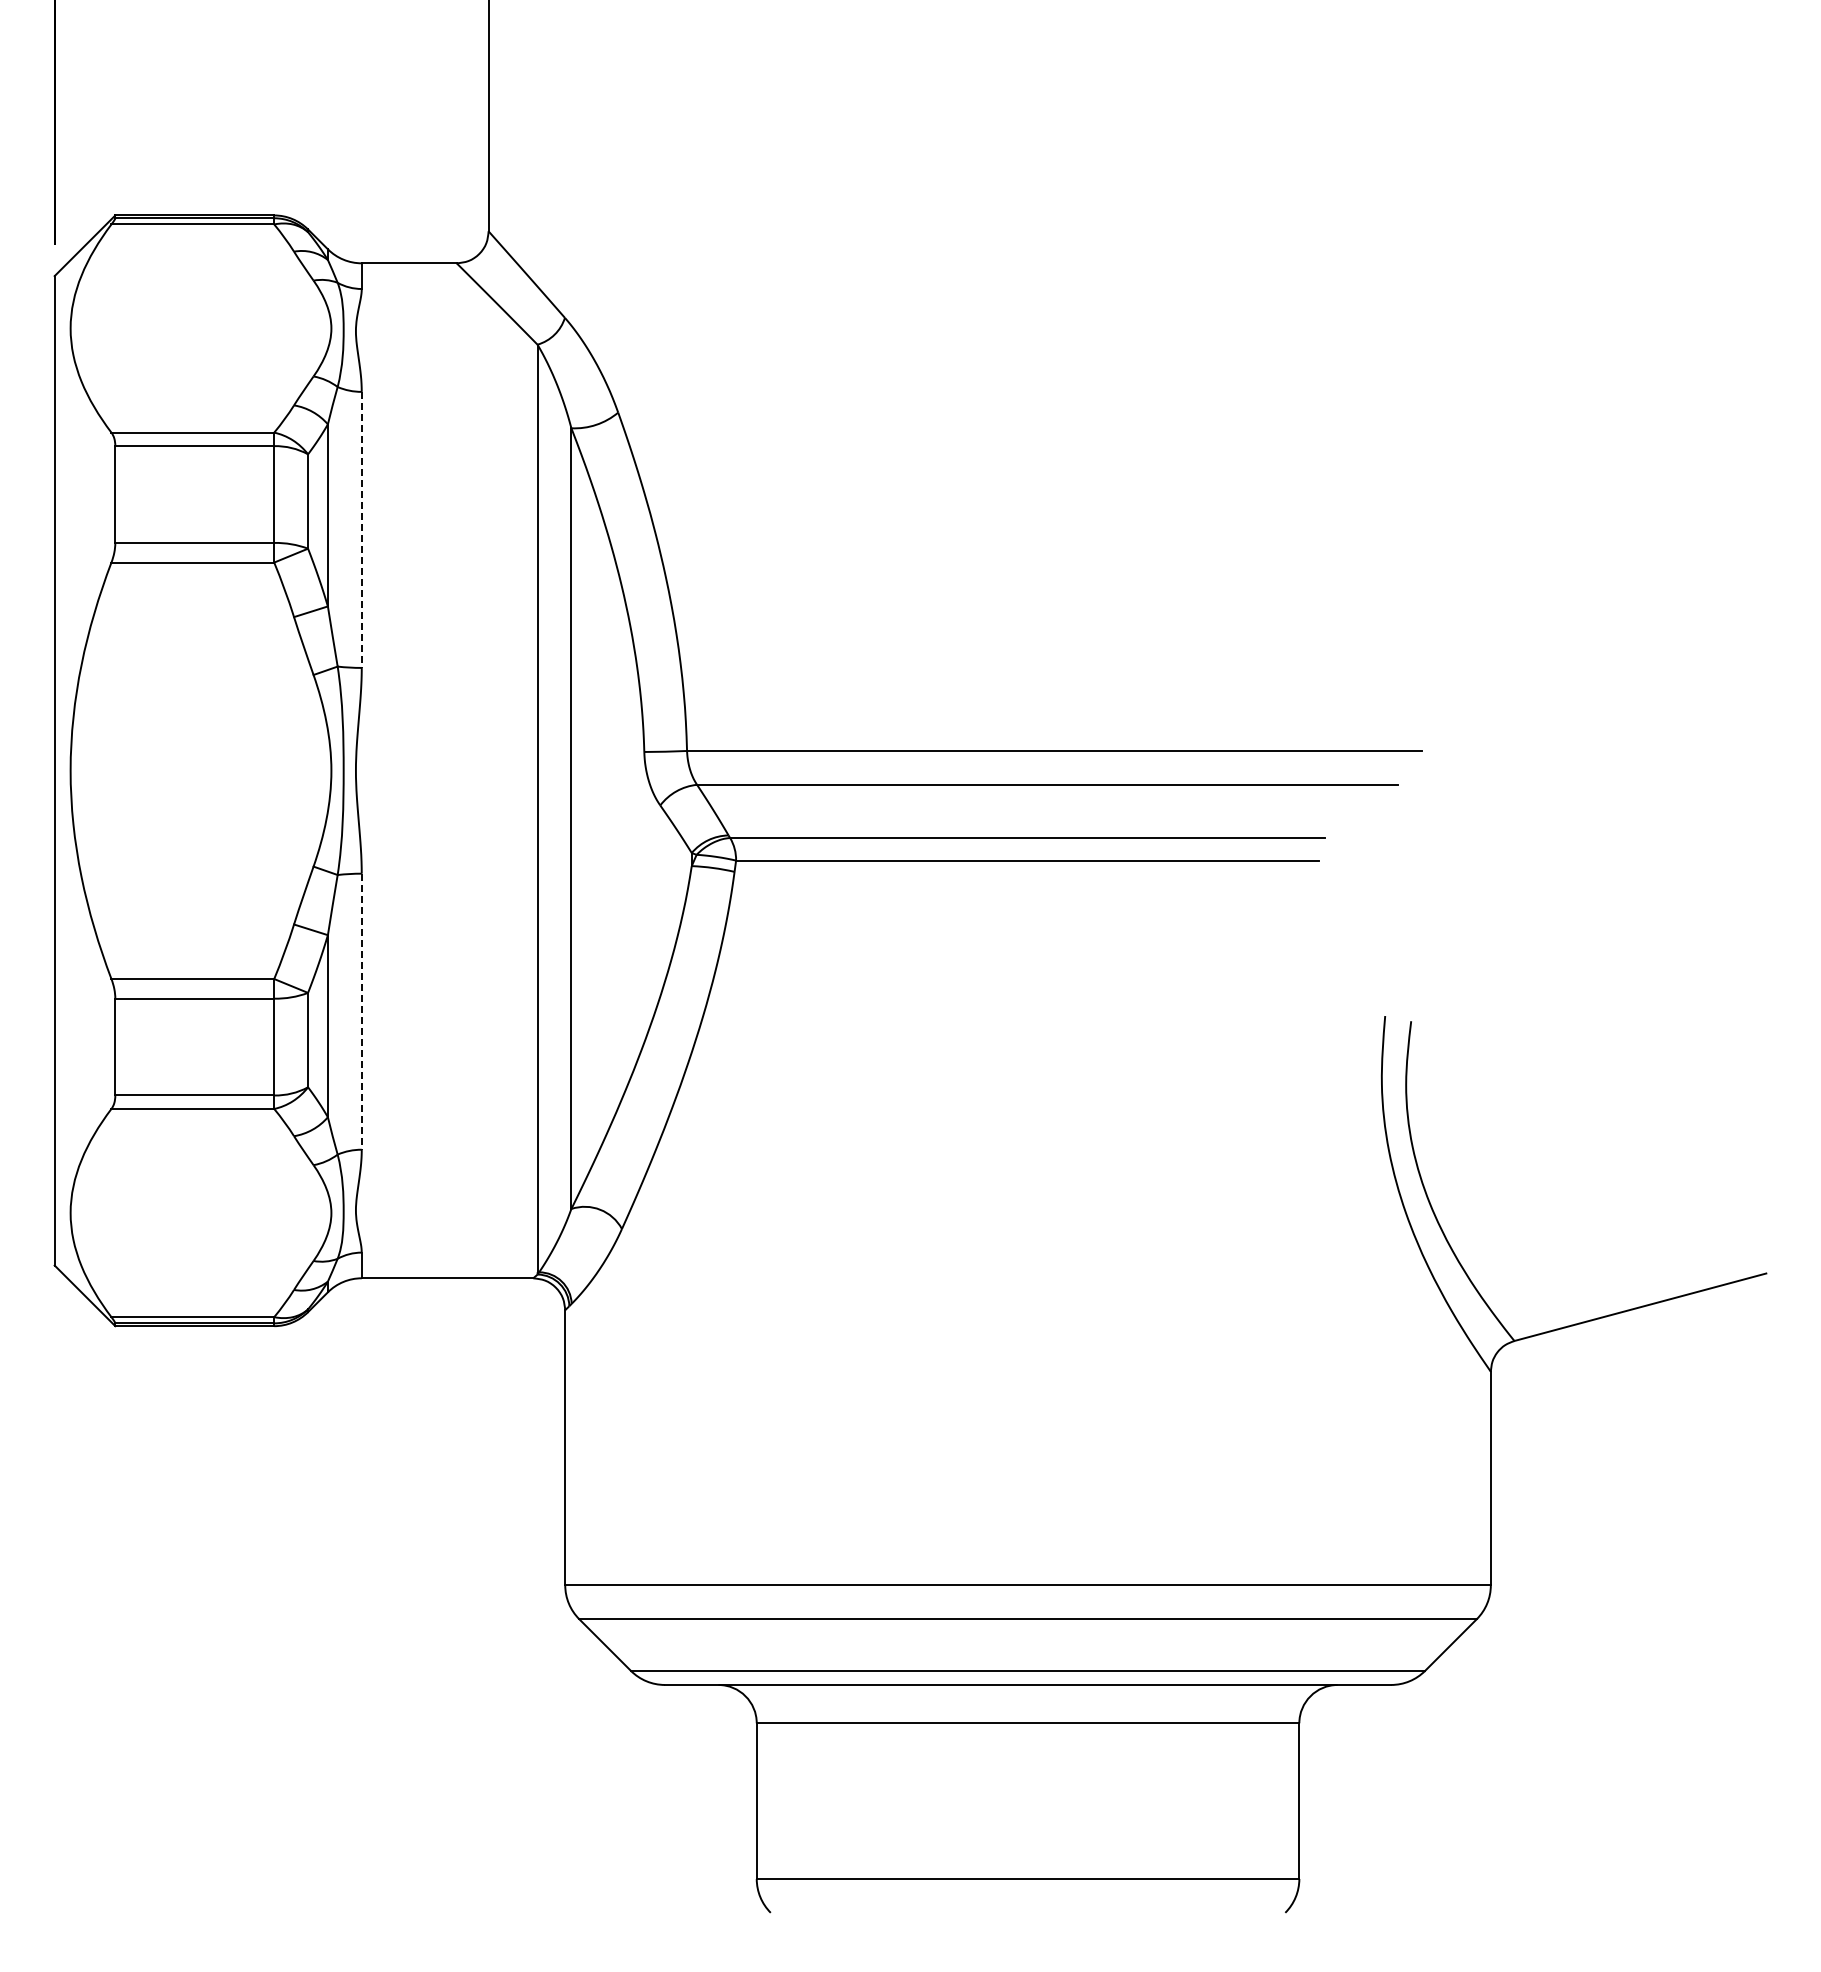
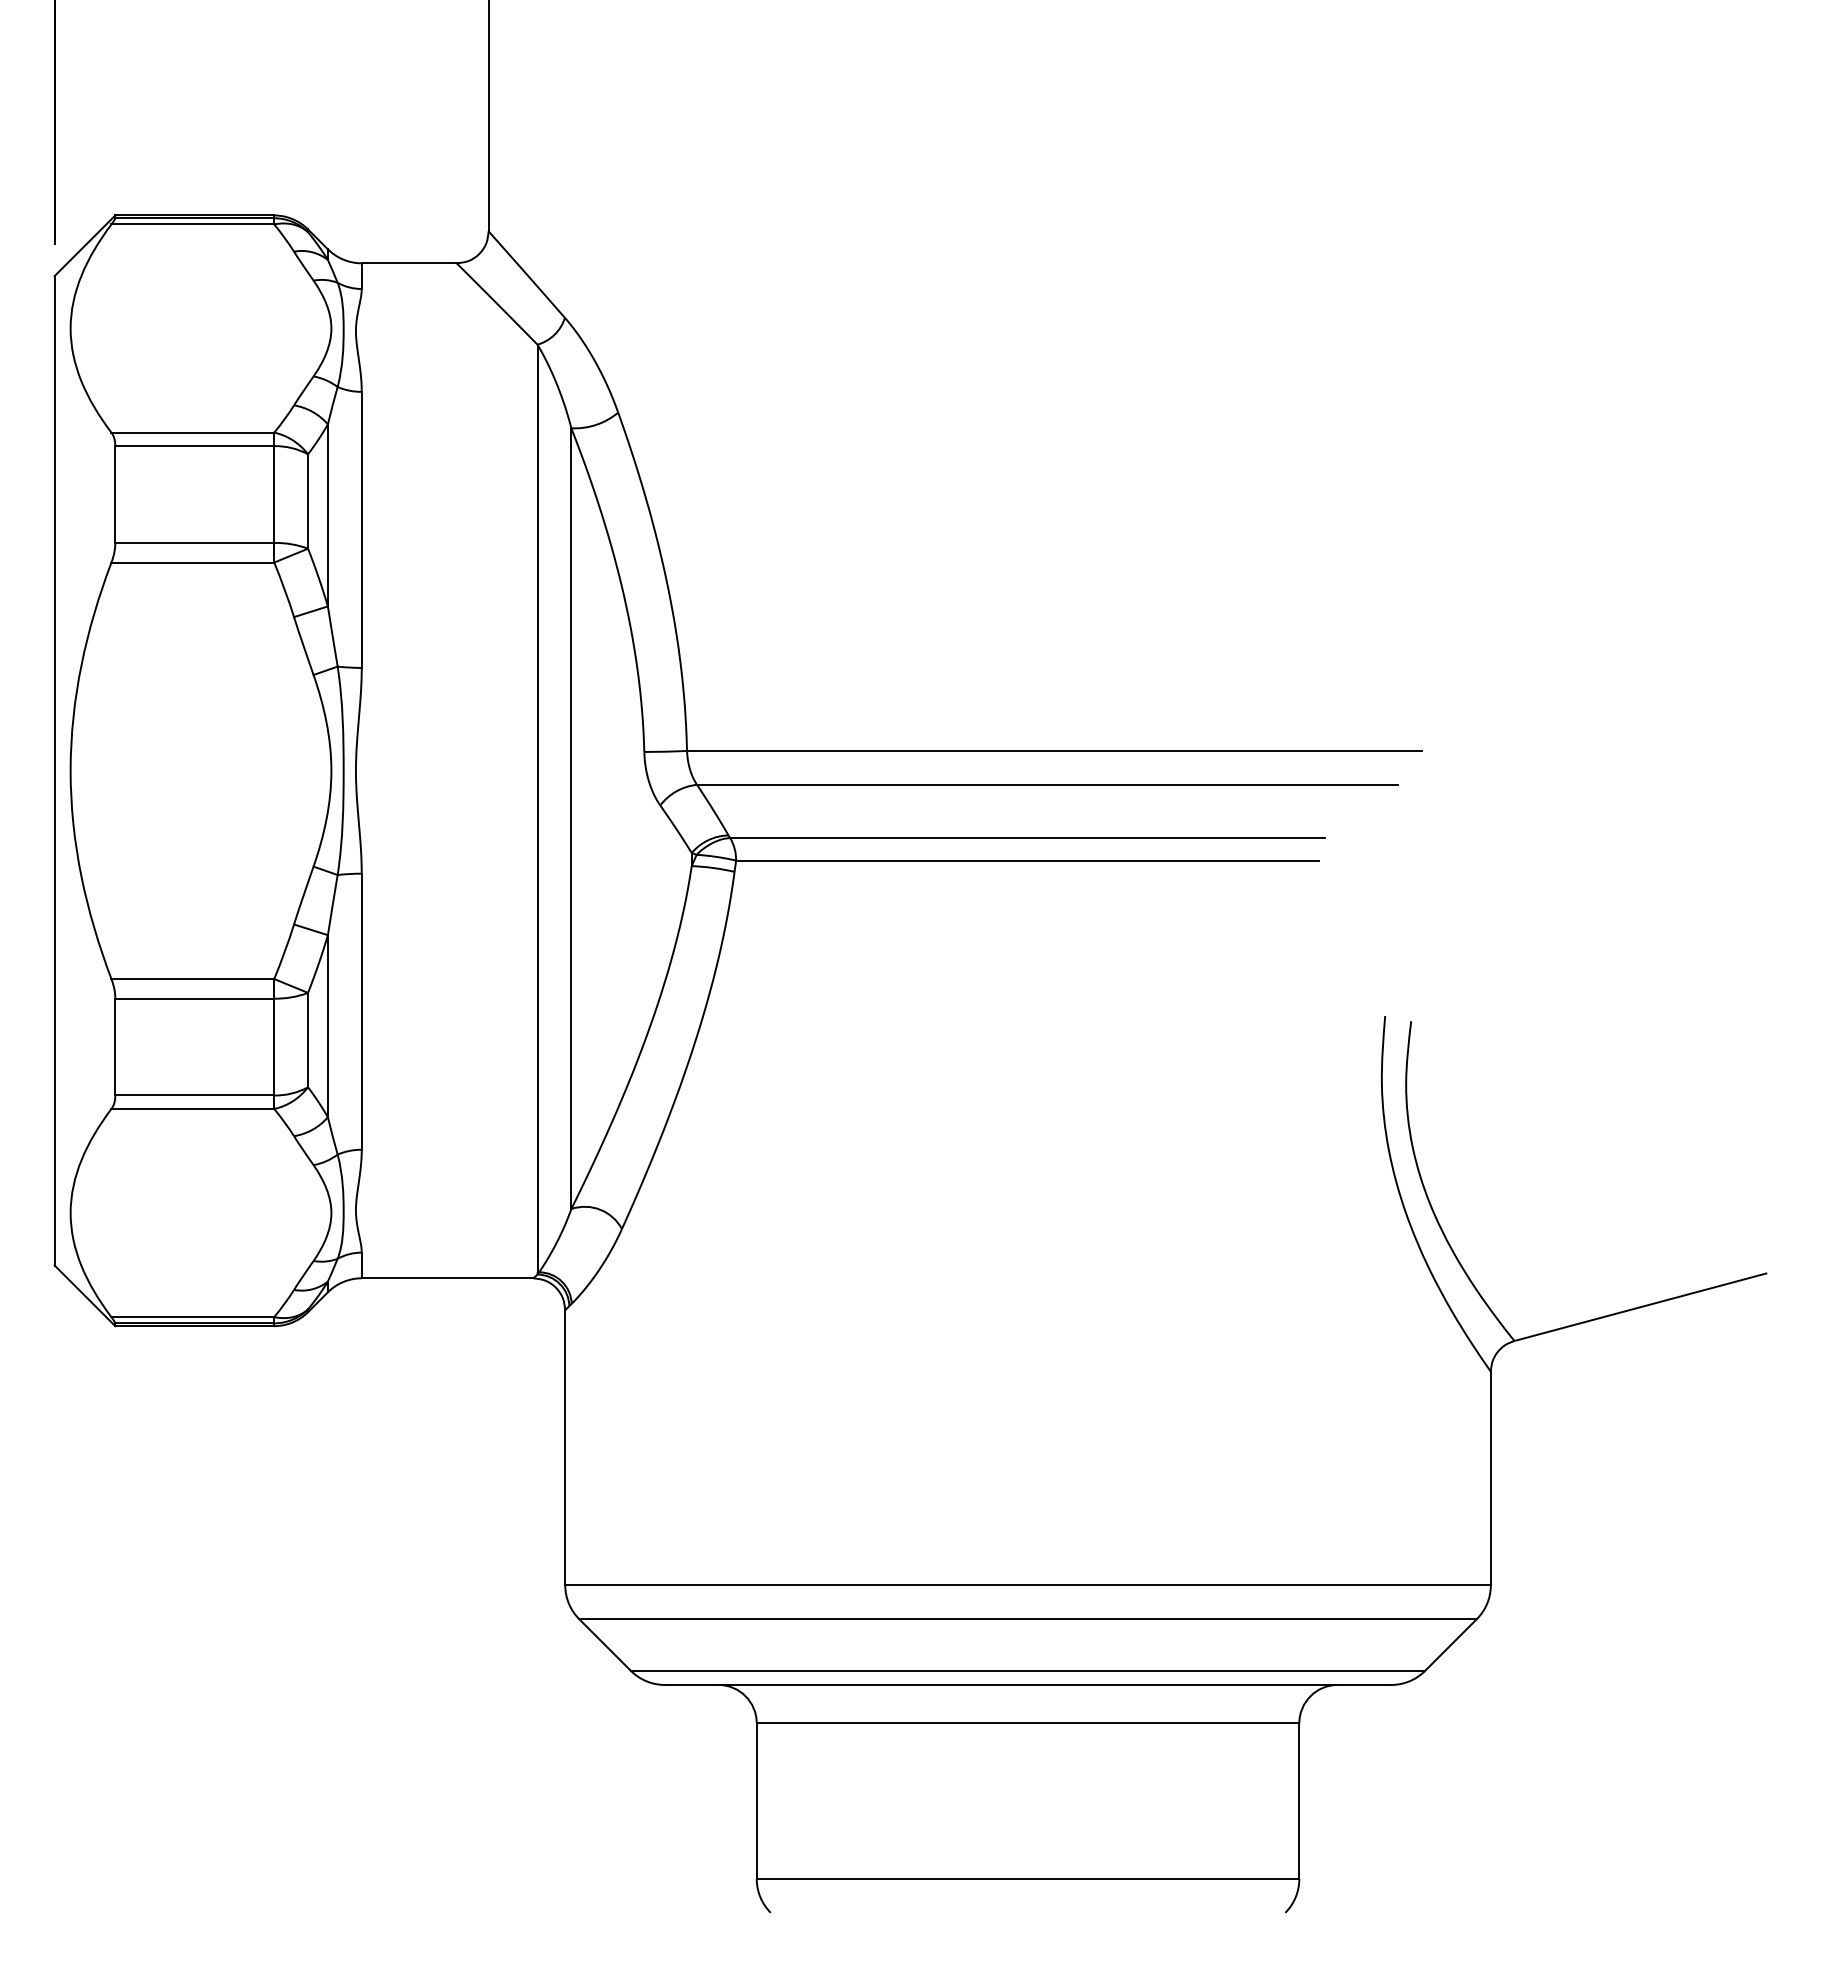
line: dashed -> solid (361, 530)
line: dashed -> solid (361, 1012)
